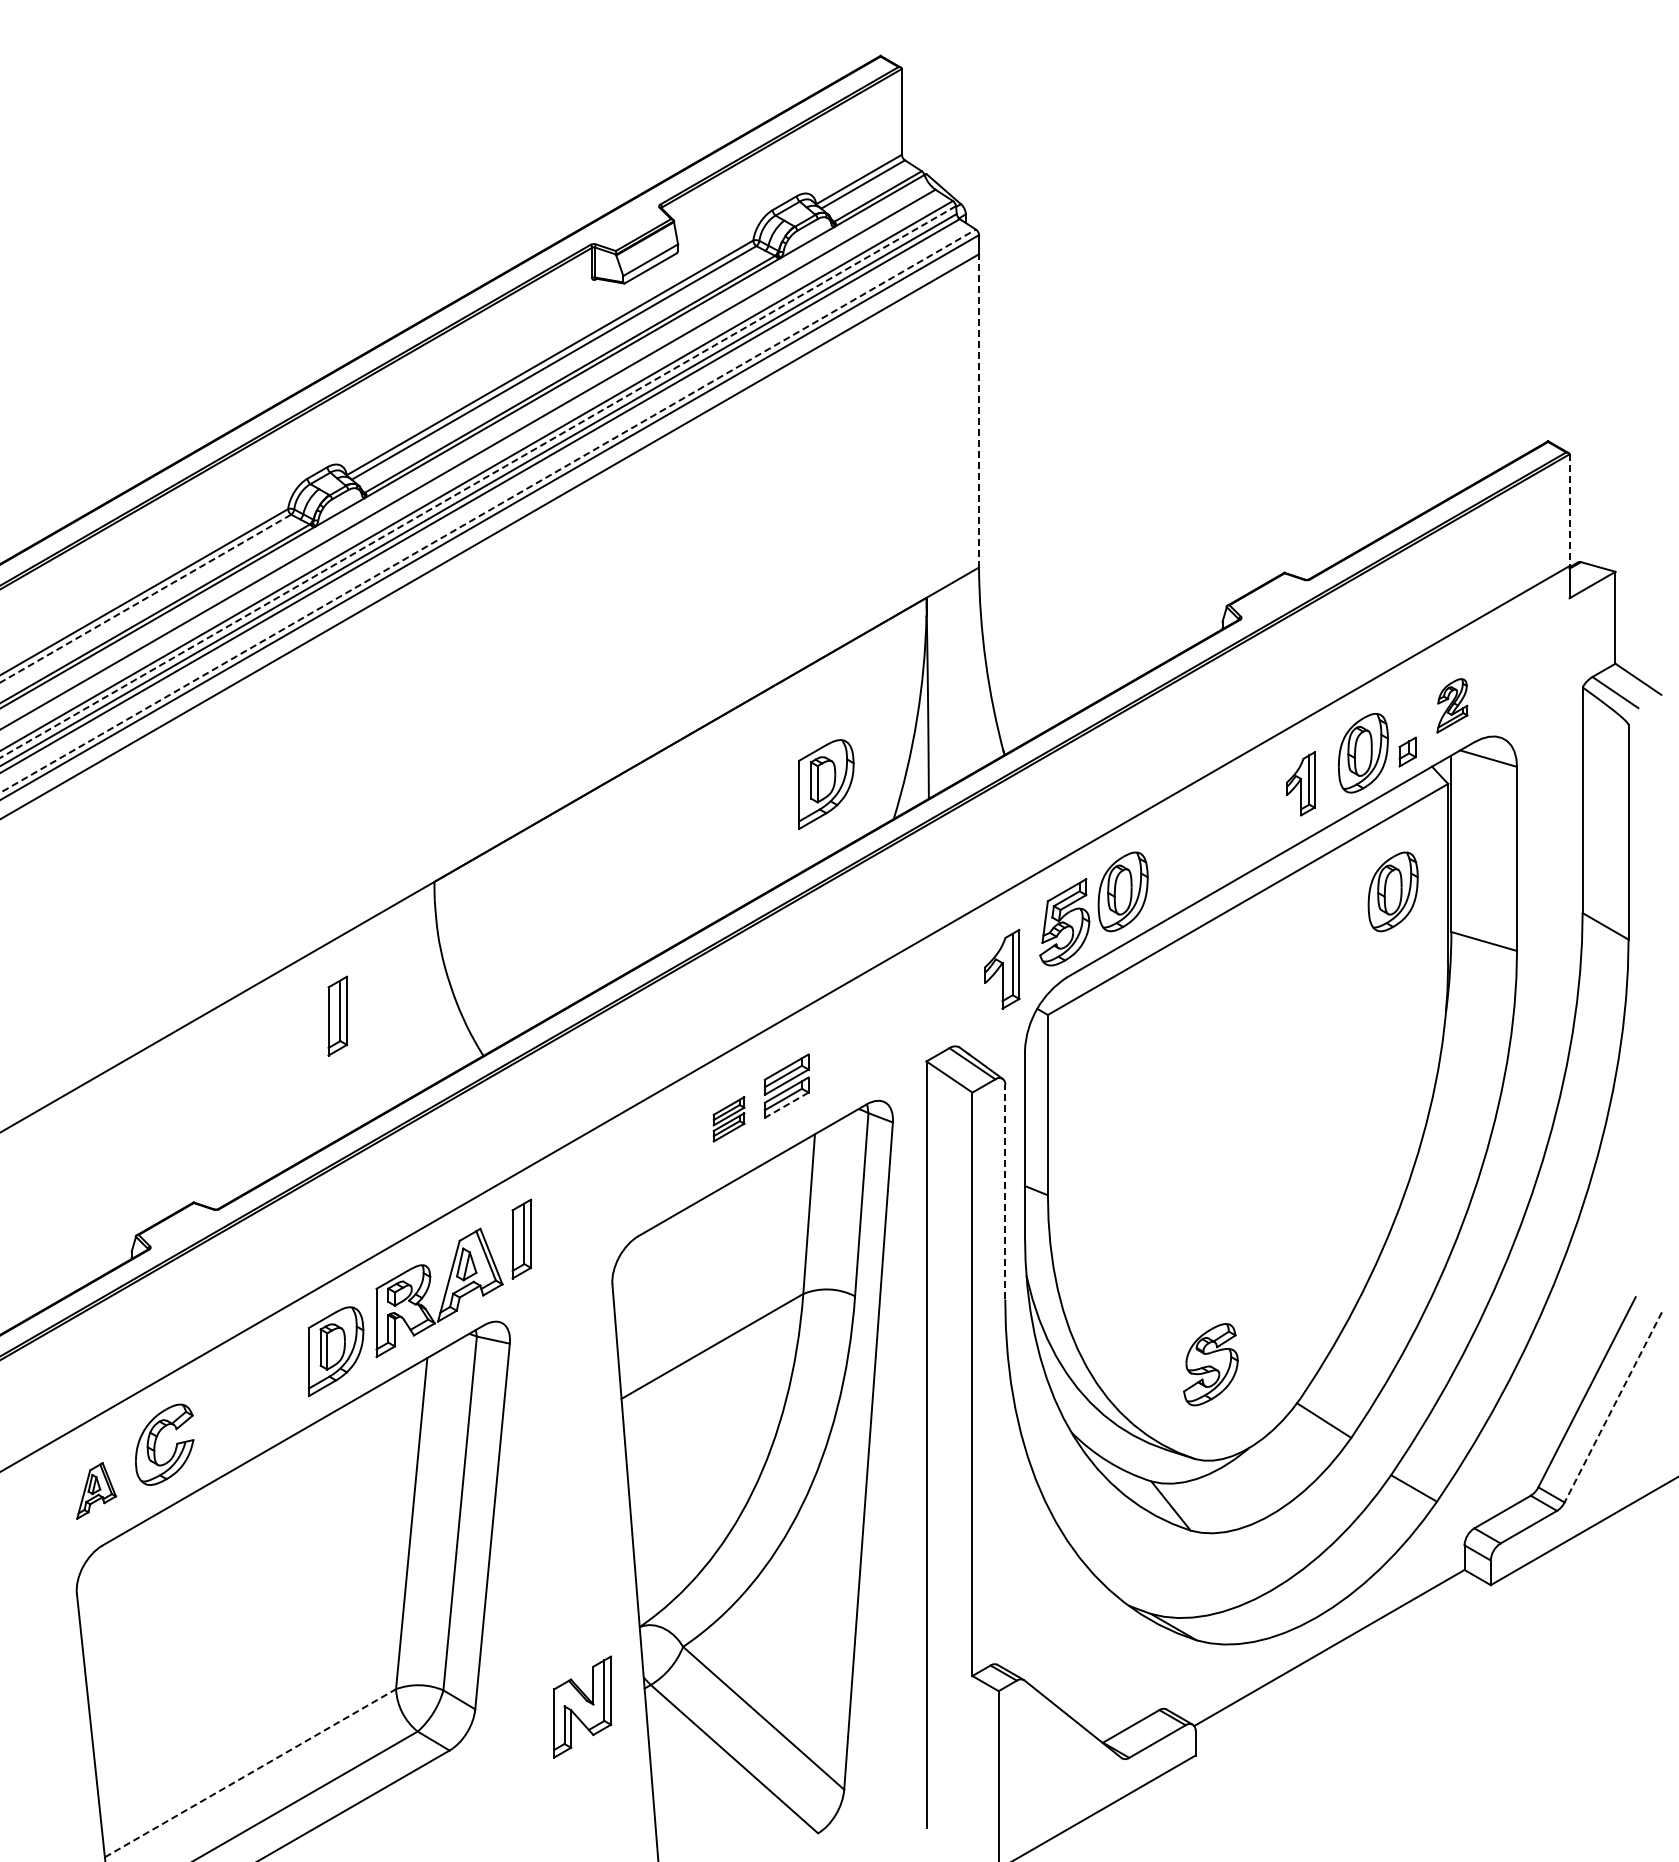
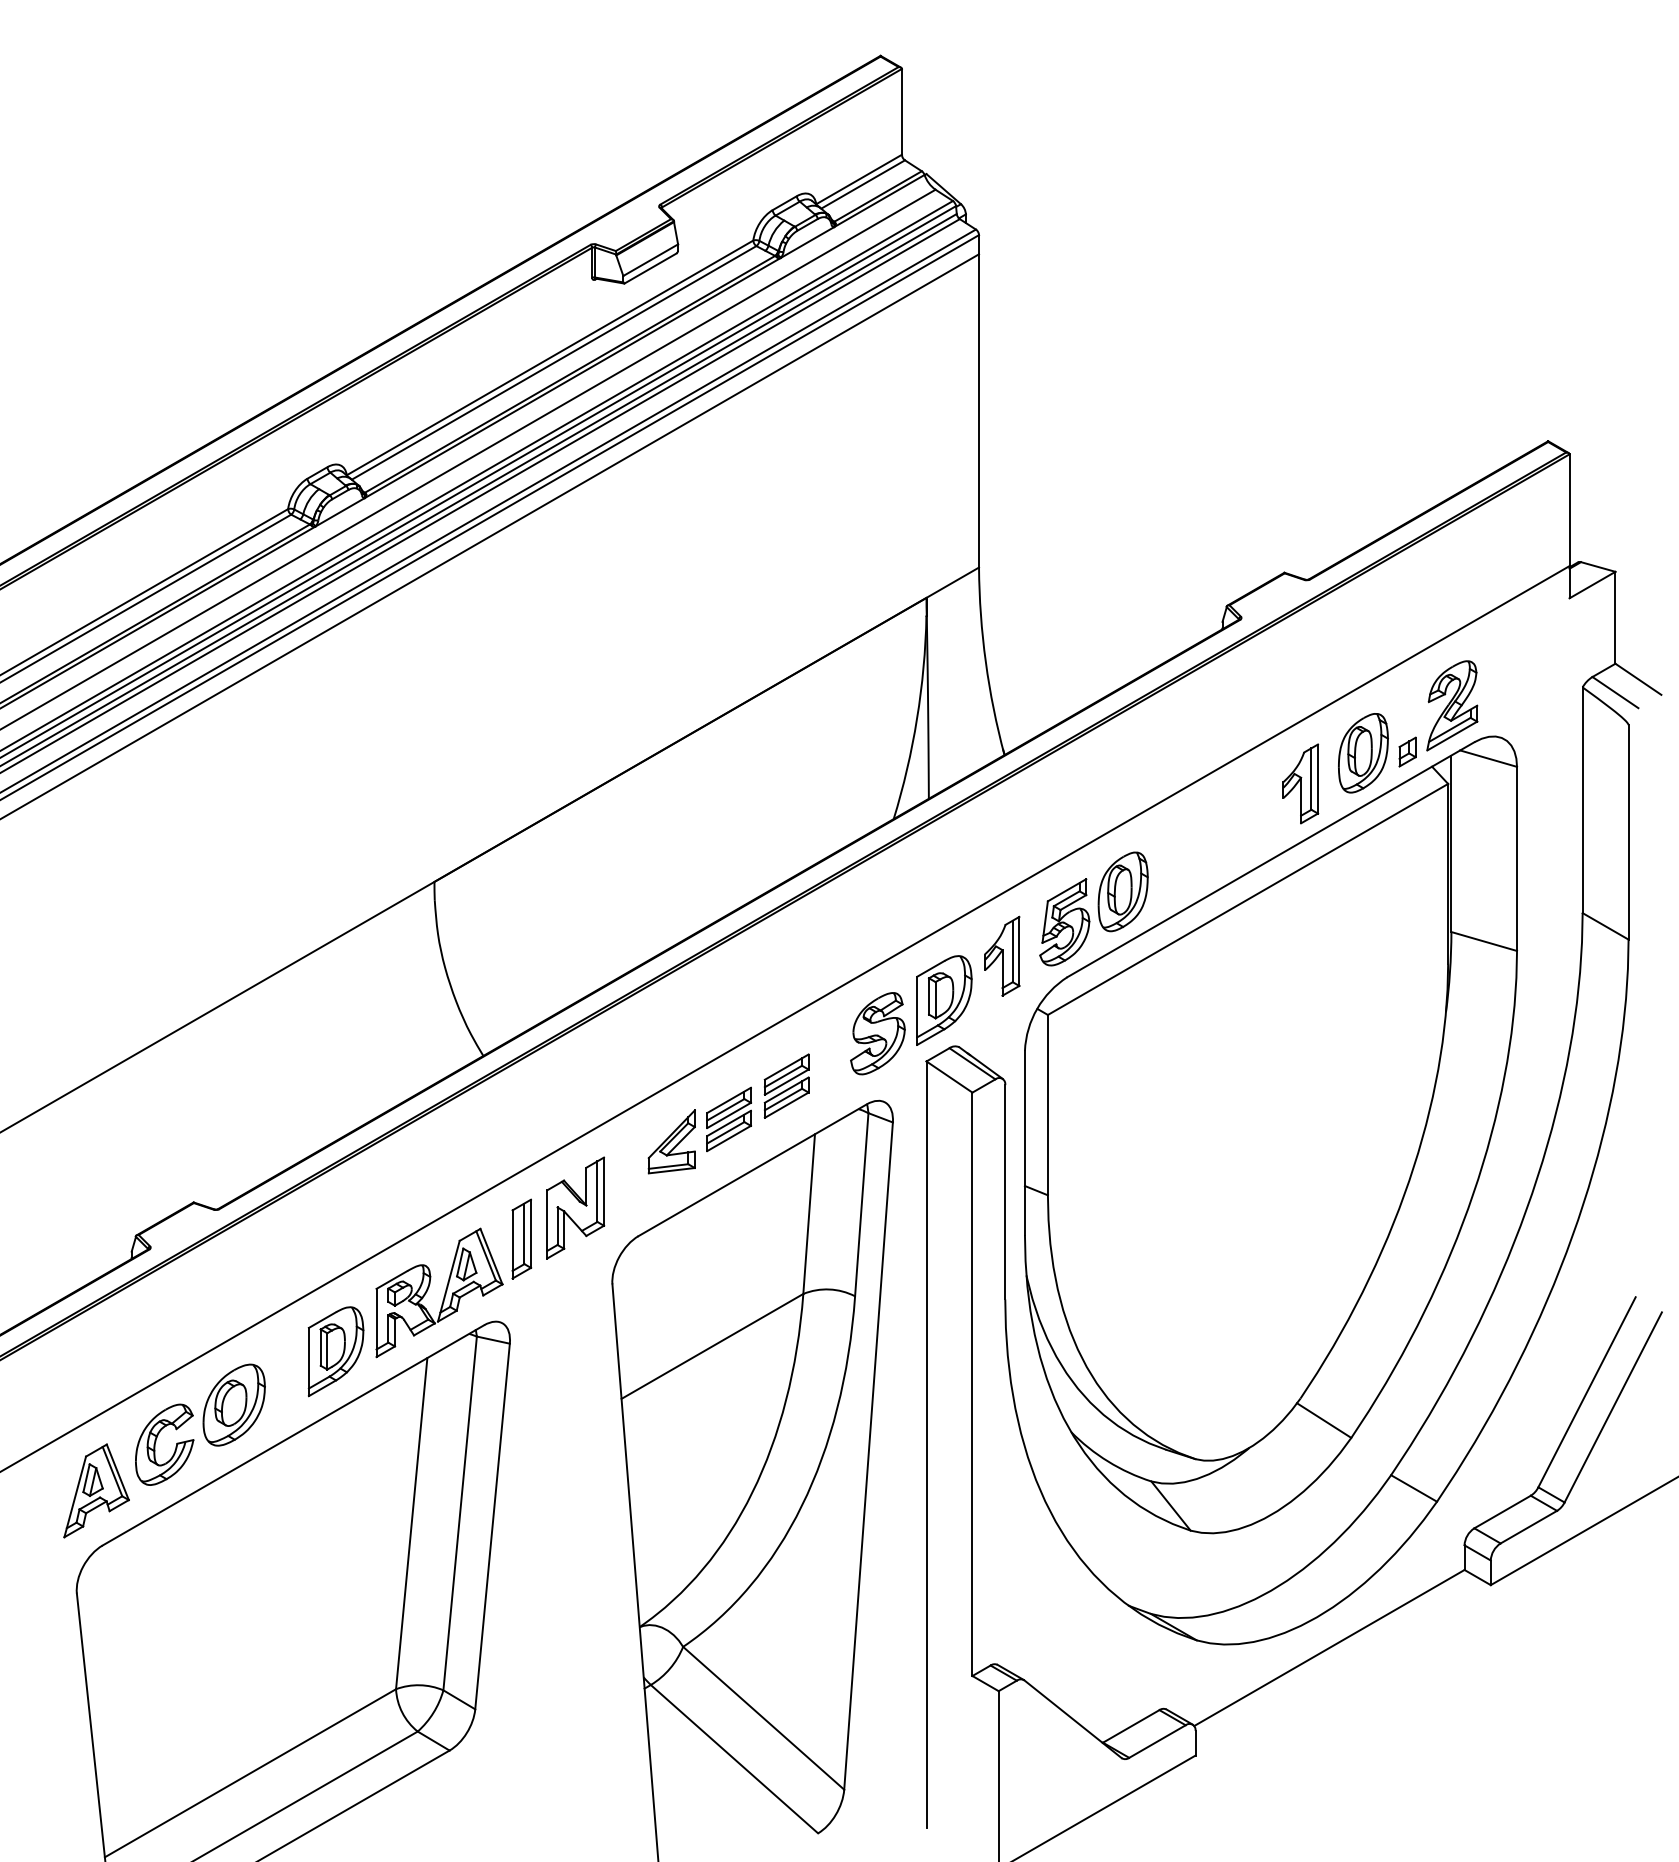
line: dashed -> solid (979, 410)
line: dashed -> solid (478, 481)
line: dashed -> solid (488, 510)
line: dashed -> solid (1569, 510)
line: dashed -> solid (145, 598)
part size: 33x56 px -> 53x92 px (1452, 705)
part size: 30x66 px -> 38x82 px (1300, 783)
part position: (826, 784) -> (944, 1000) (944, 1000)
part: present -> none (1392, 891)
part position: (1002, 968) -> (1002, 955) (1002, 955)
part: present -> none (337, 1015)
line: dashed -> solid (786, 1105)
part size: 34x47 px -> 46x66 px (728, 1118)
part: none -> present (671, 1141)
line: dashed -> solid (1005, 1191)
part position: (1210, 1364) -> (877, 1033) (877, 1033)
part: none -> present (233, 1404)
line: dashed -> solid (1613, 1407)
part size: 42x58 px -> 67x96 px (96, 1490)
part position: (582, 1706) -> (575, 1207) (575, 1207)
line: dashed -> solid (250, 1773)
